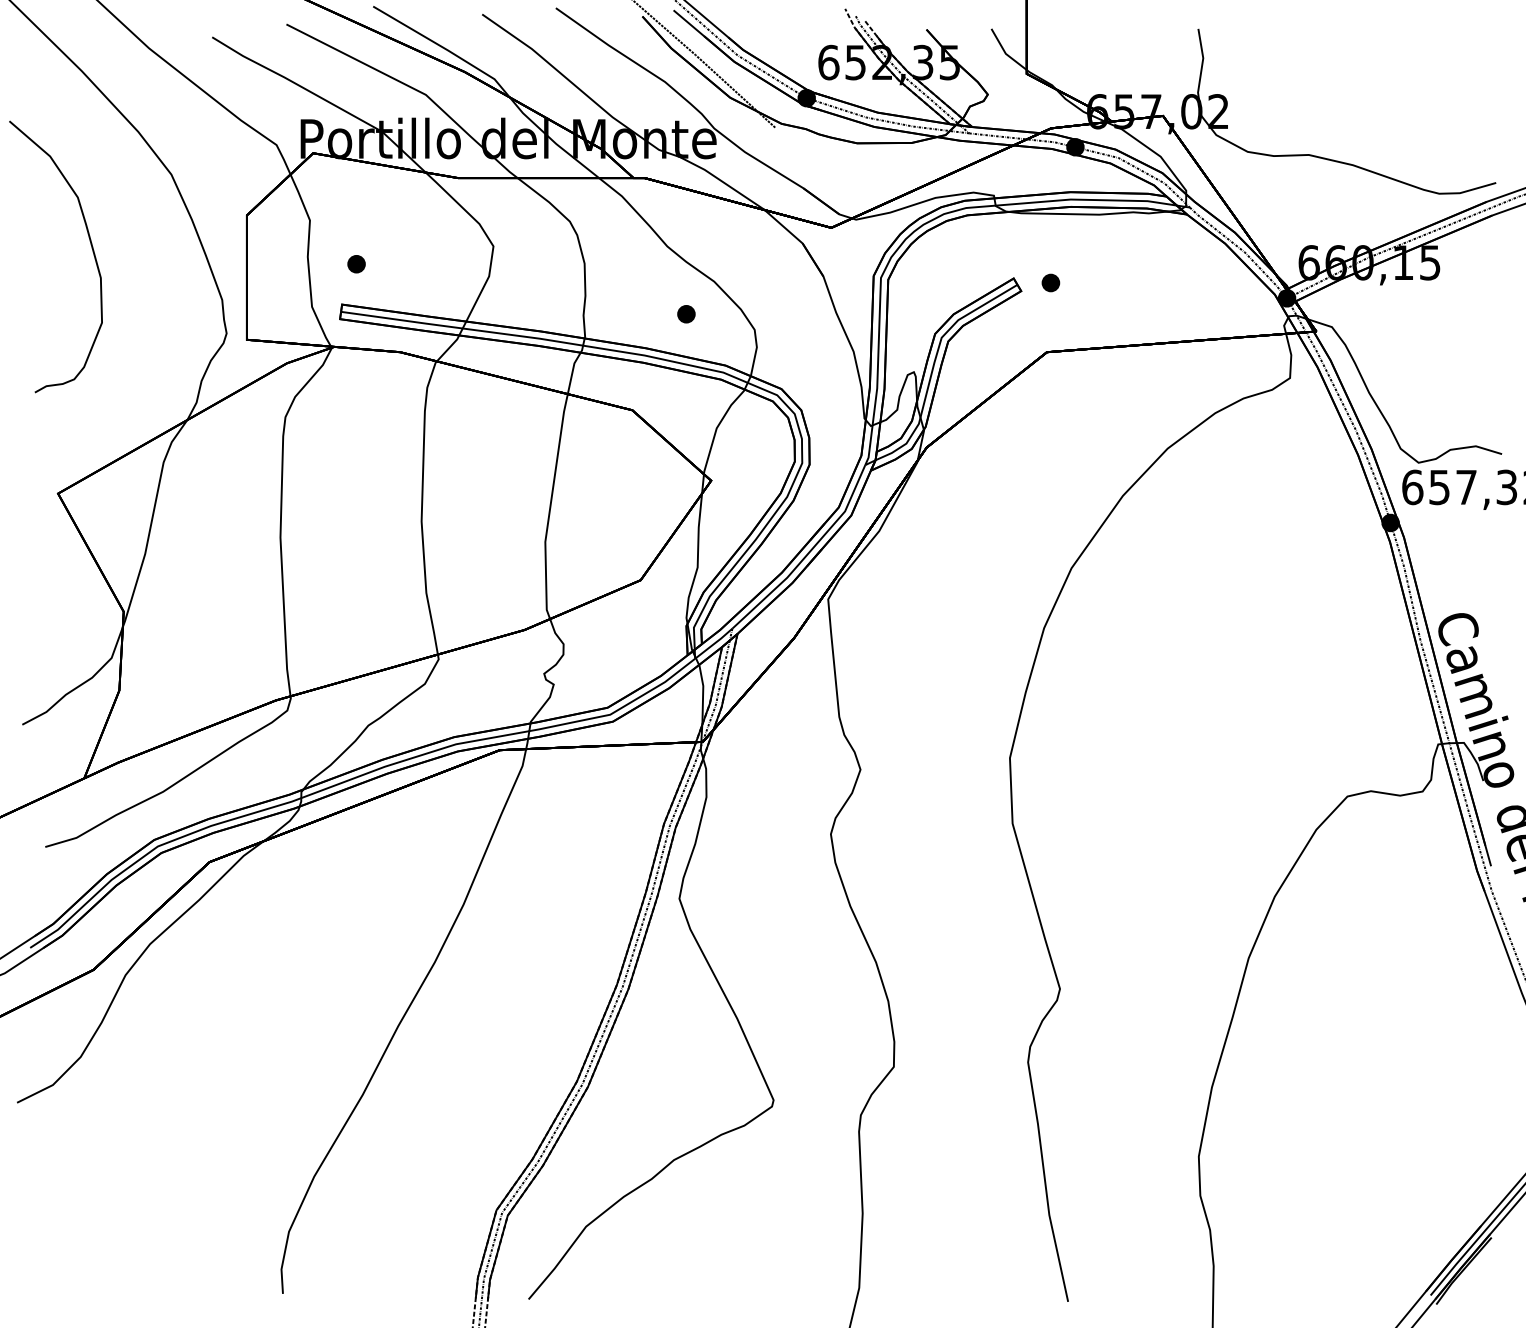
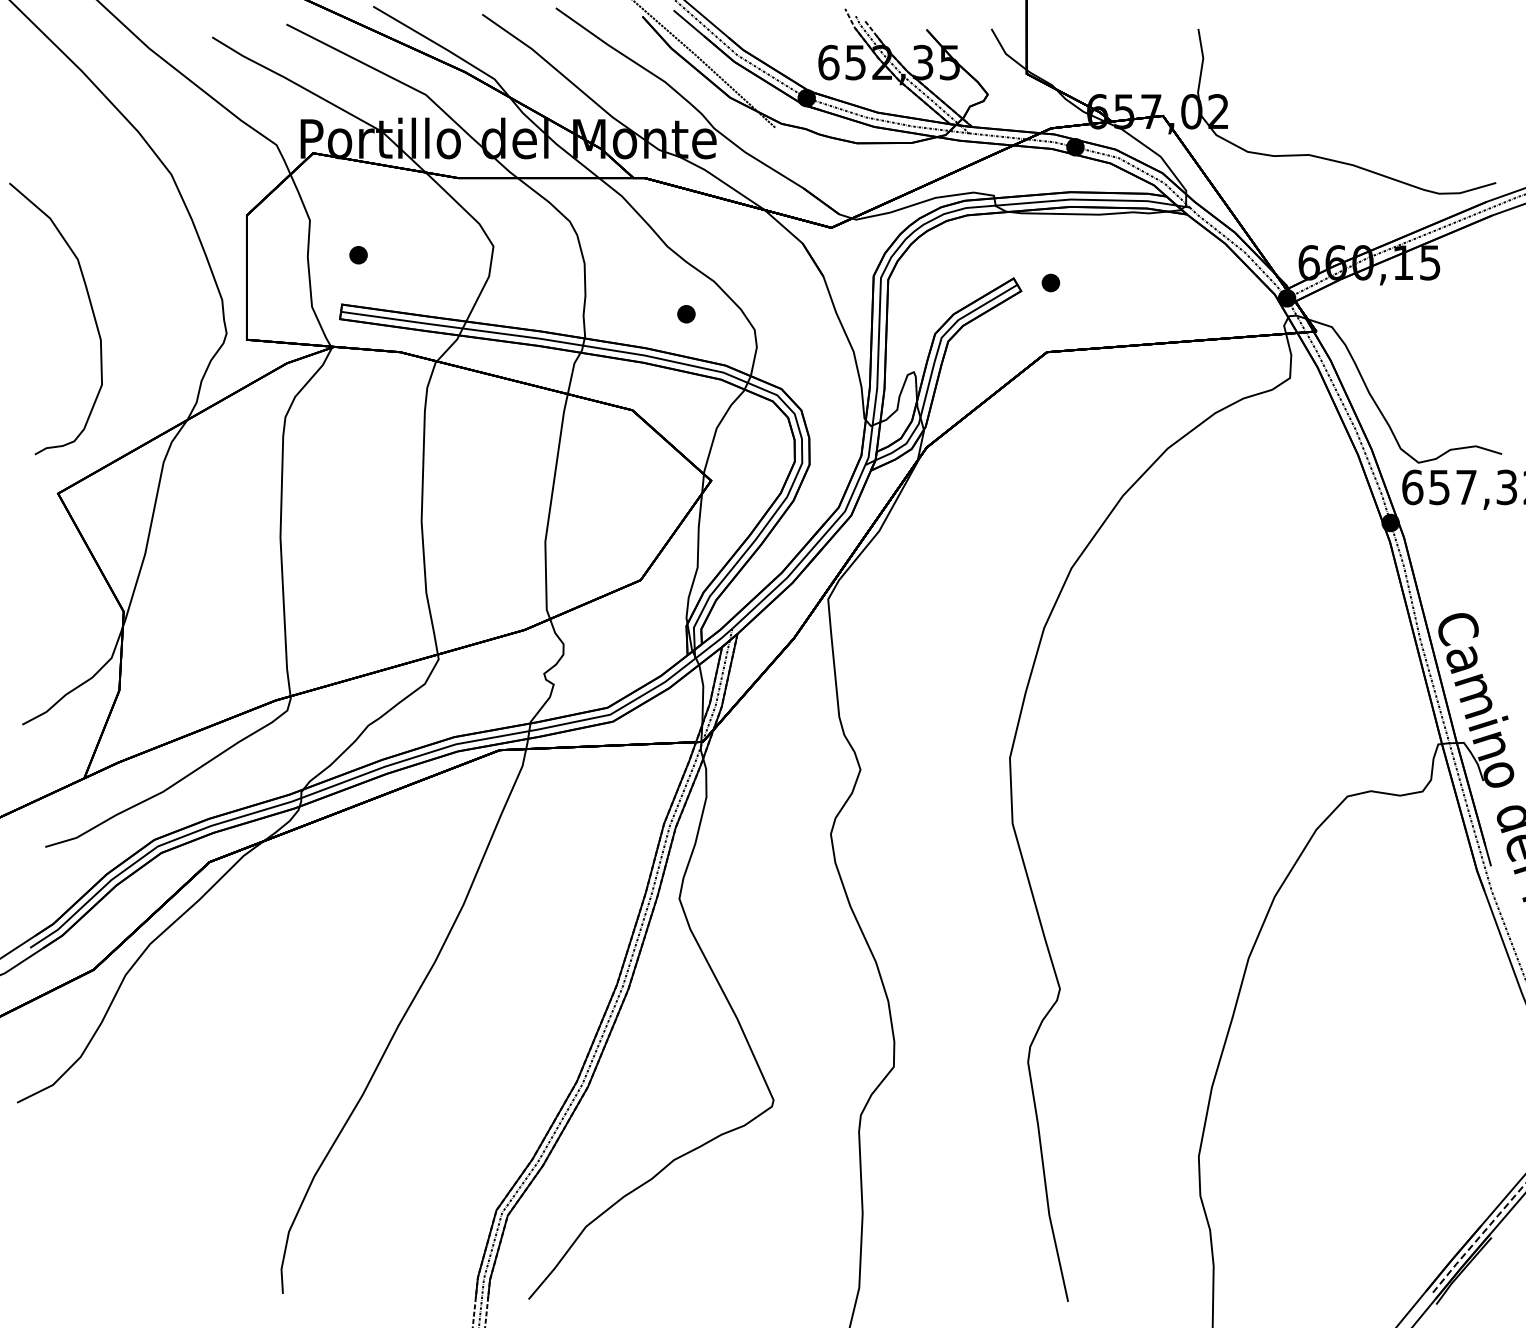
curve position: (91, 248) -> (91, 310) (91, 310)
part position: (356, 264) -> (358, 255) (358, 255)
line: solid -> dashed (1477, 1240)
